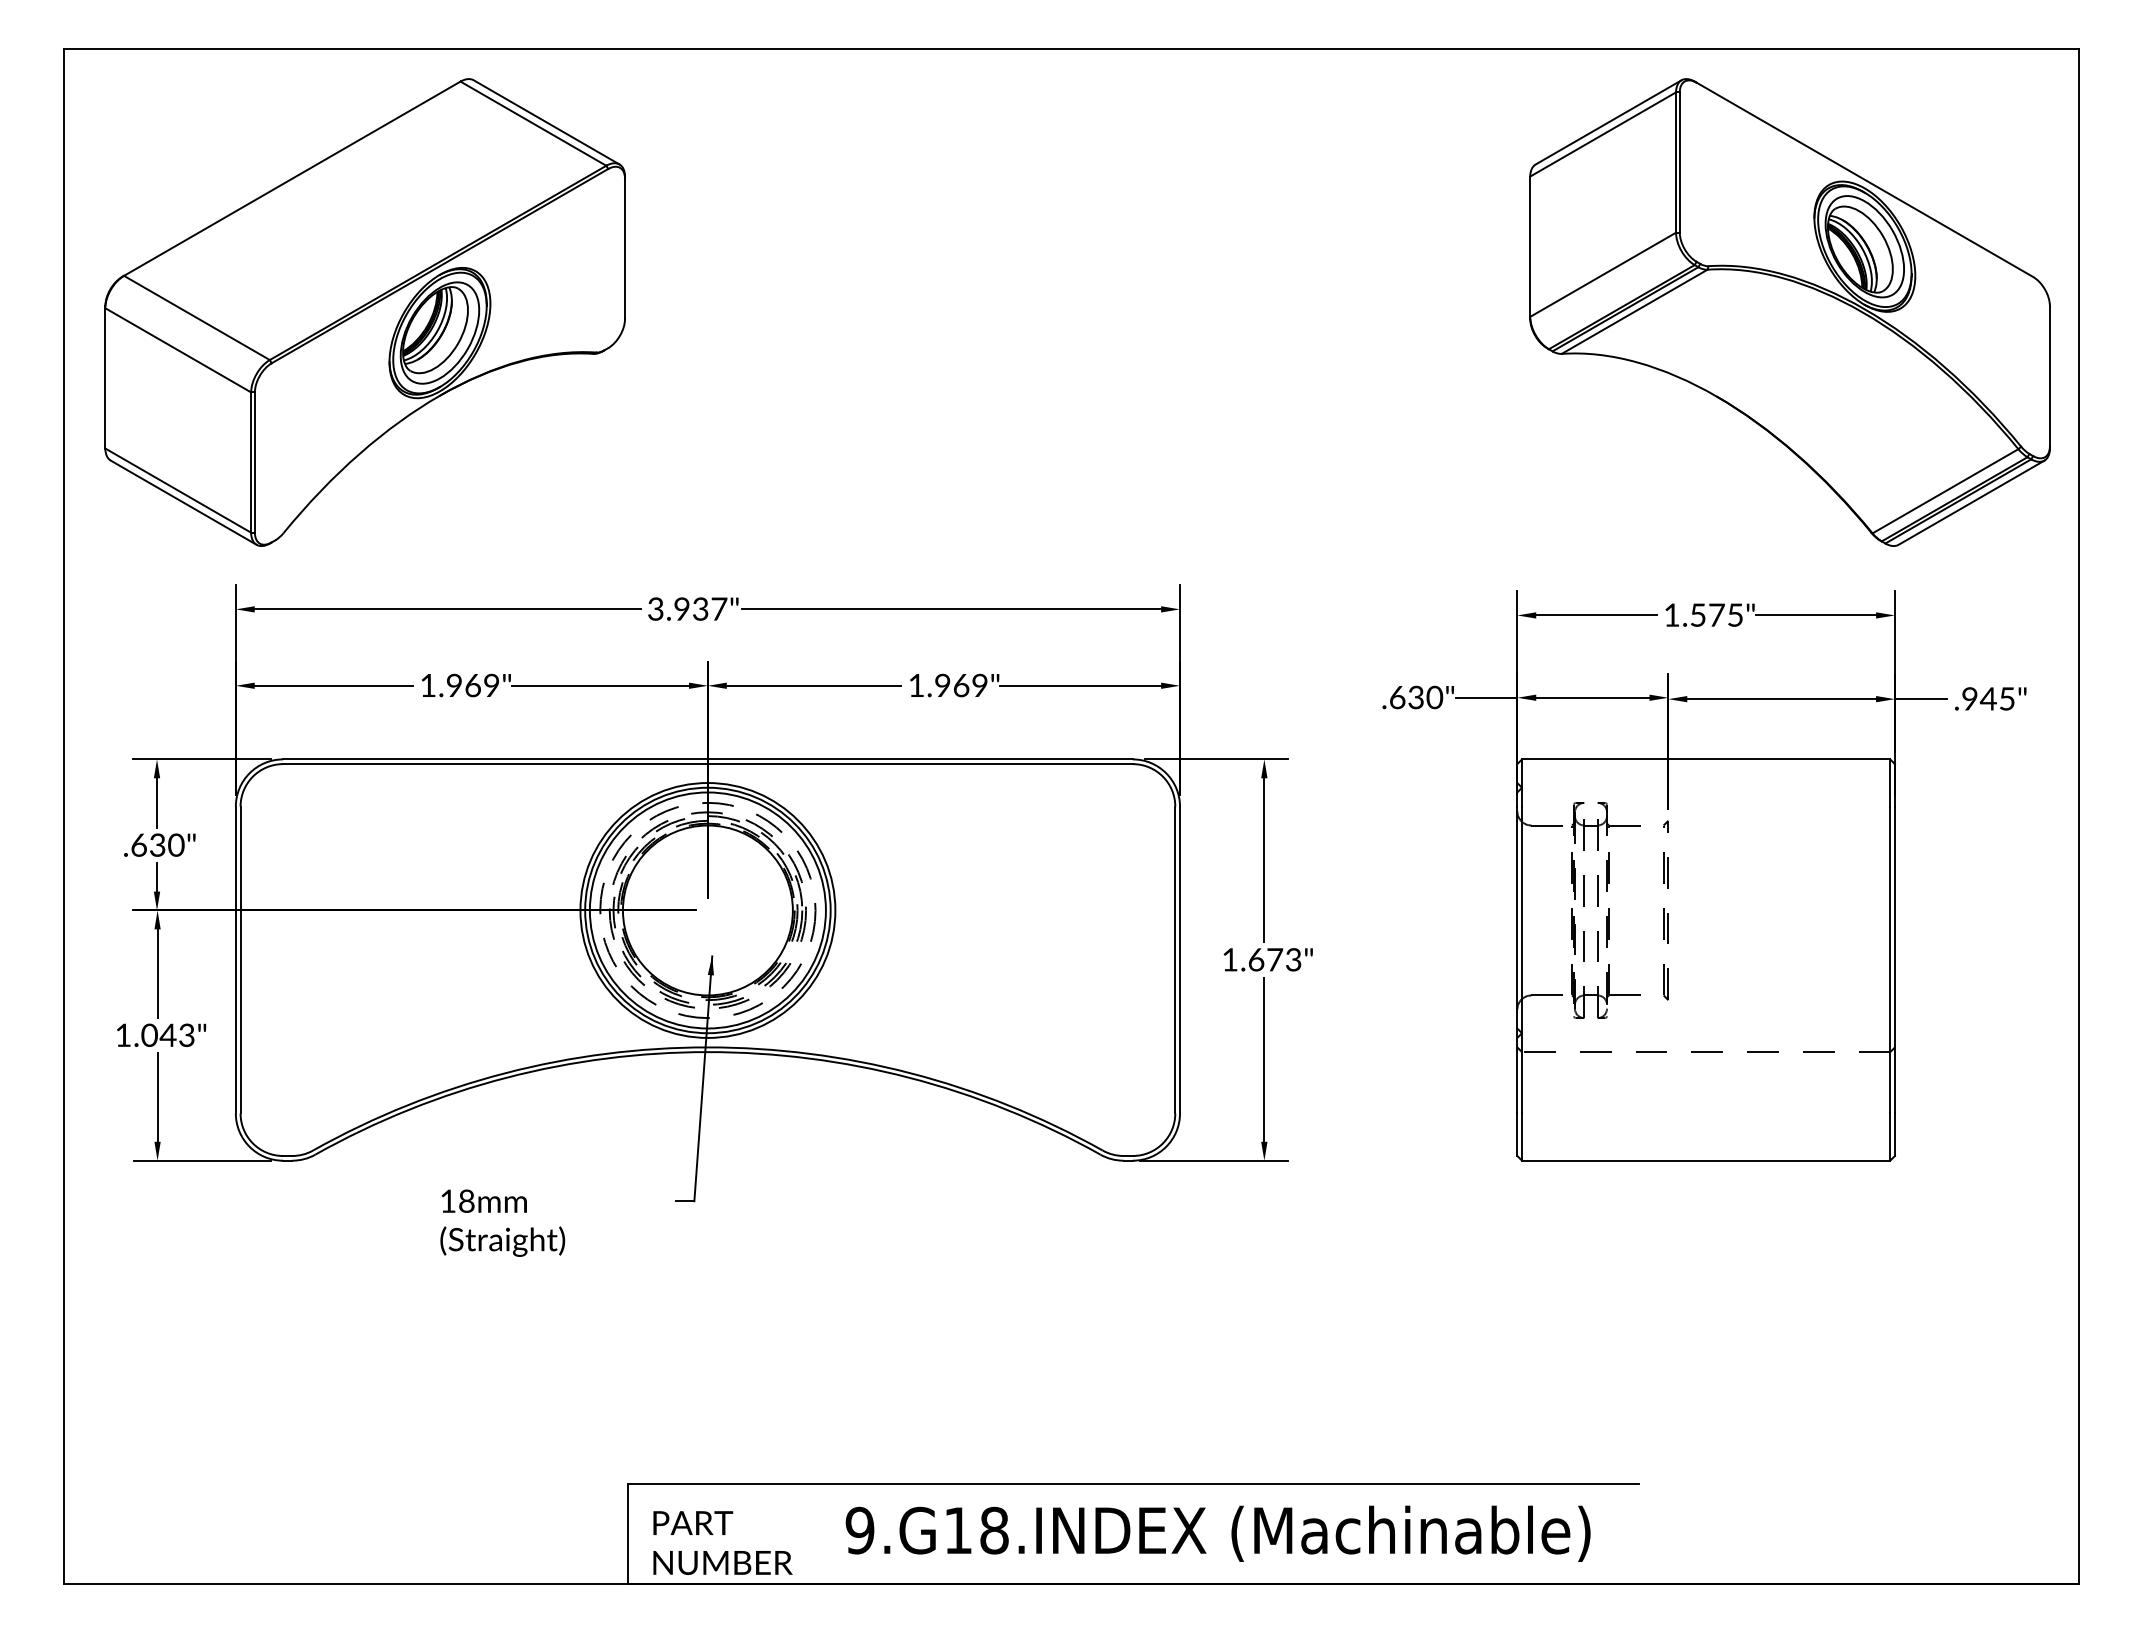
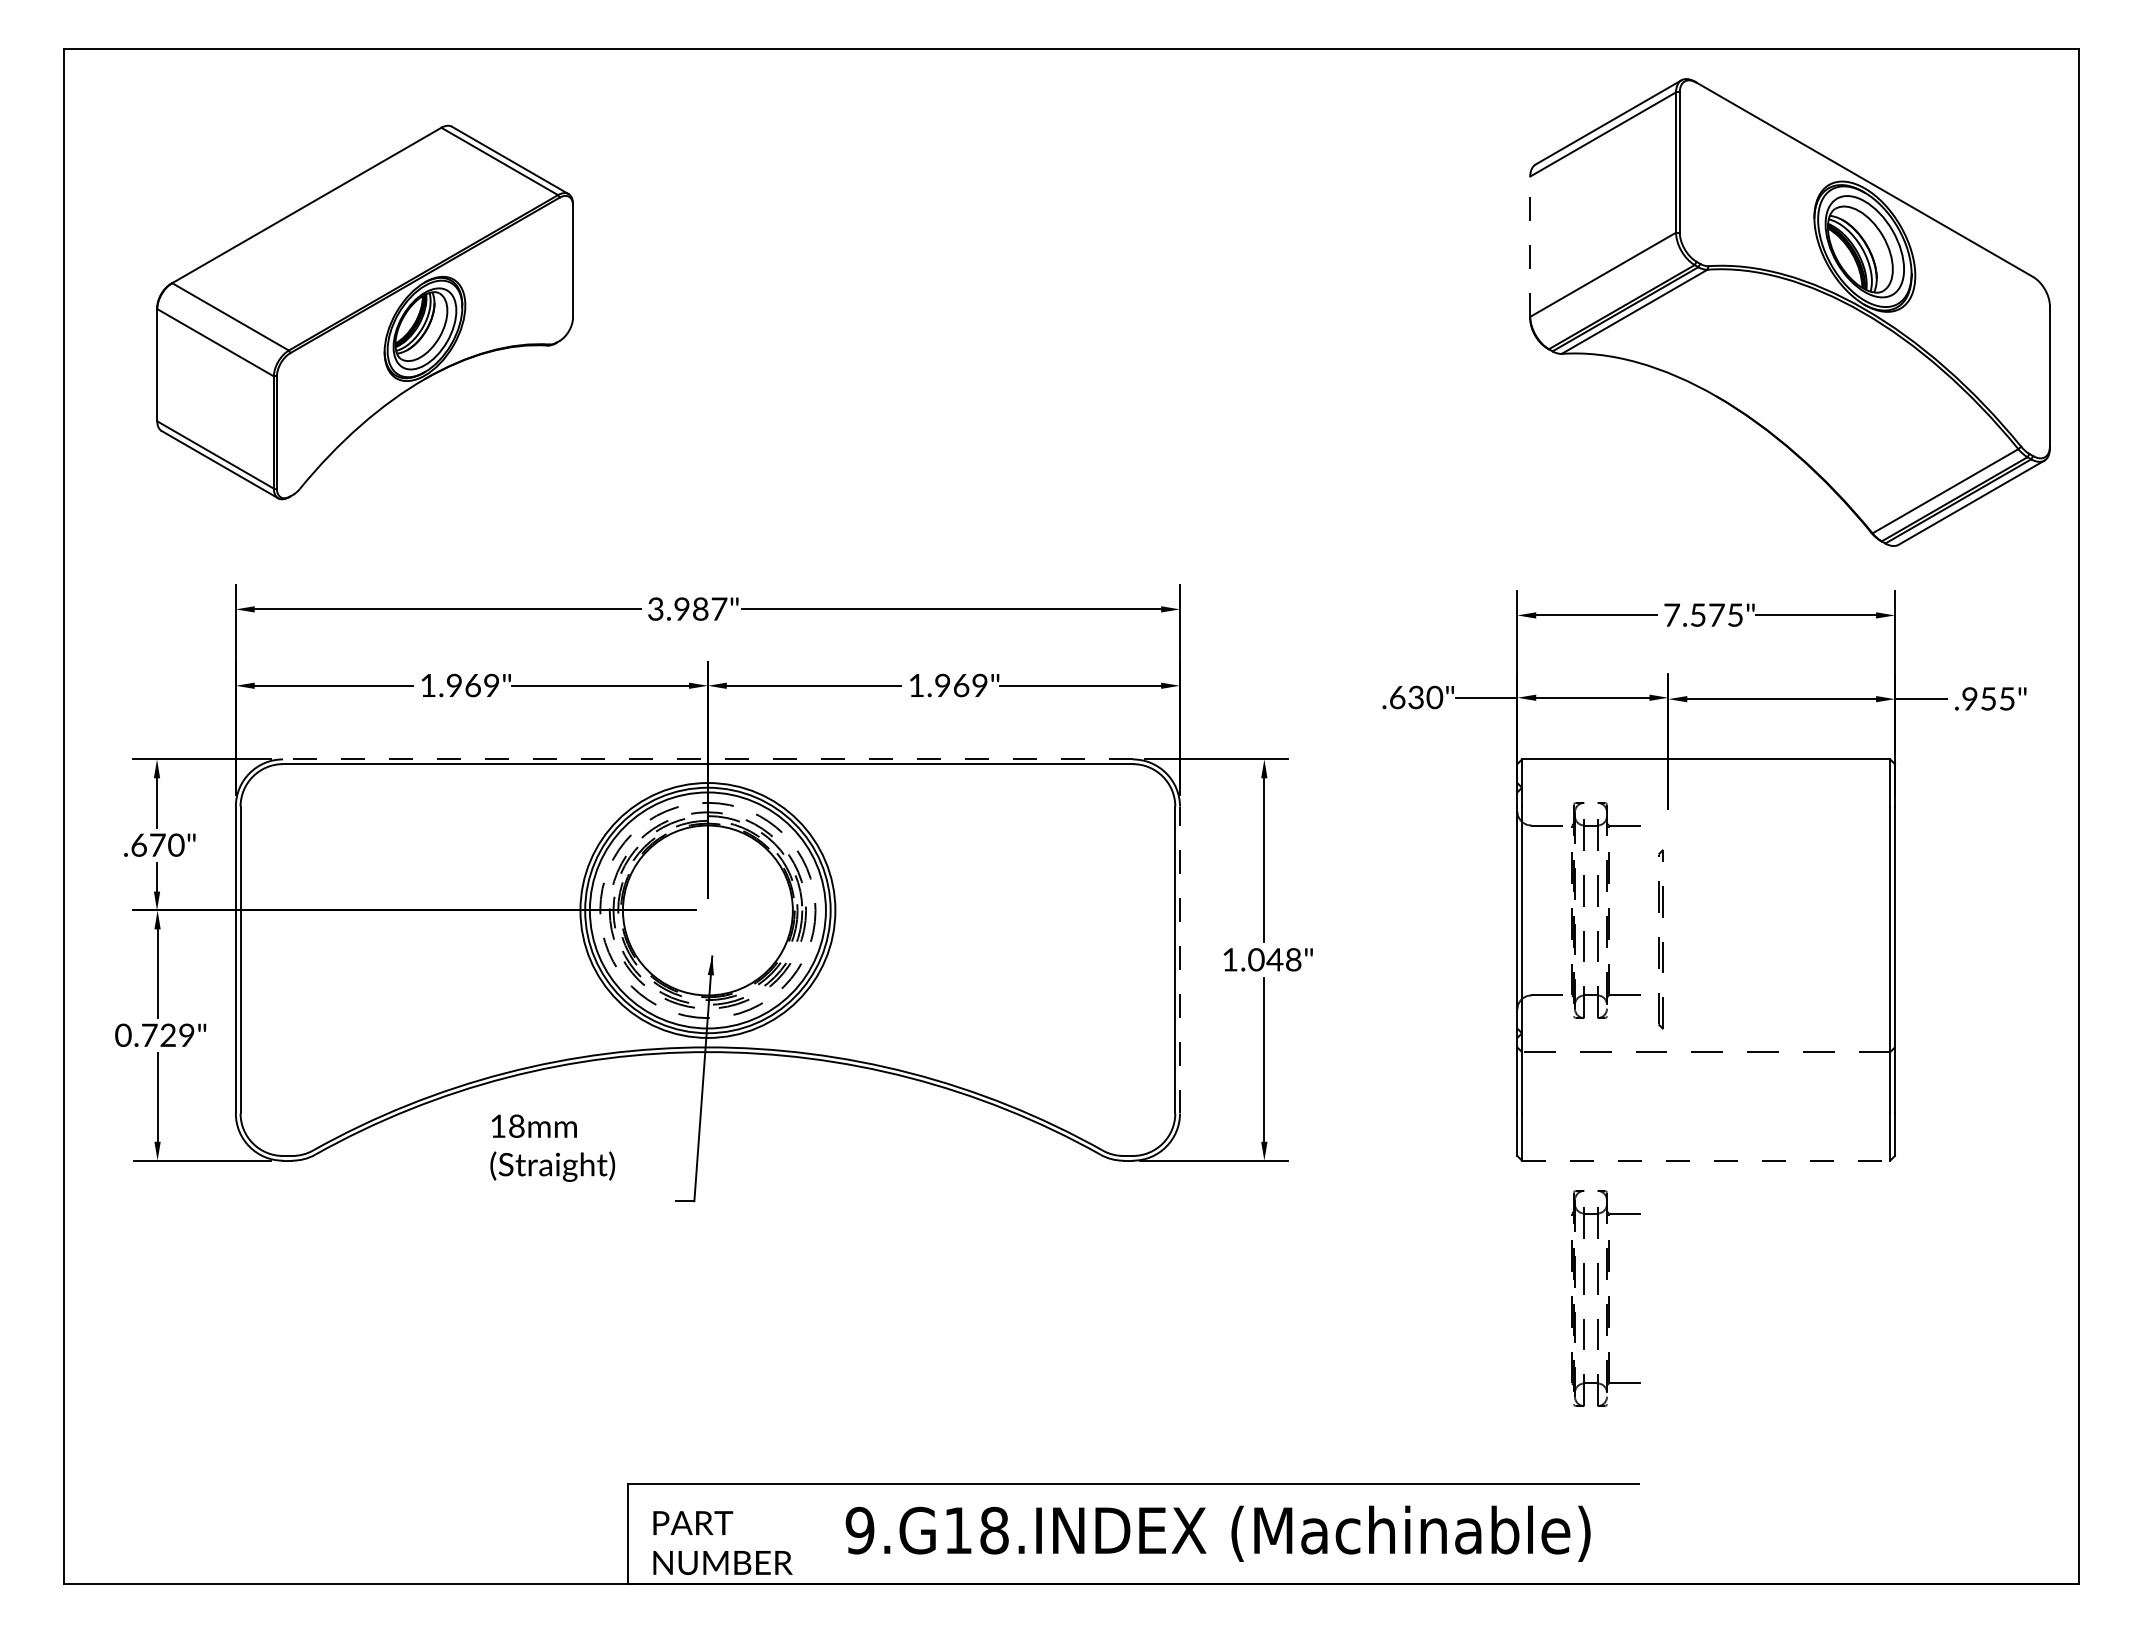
line: solid -> dashed (1530, 246)
part size: 522x469 px -> 418x377 px (364, 312)
text: 3.937" -> 3.987" (700, 609)
text: 1.575" -> 7.575" (1671, 614)
text: .945" -> .955" (1987, 698)
line: solid -> dashed (707, 759)
text: .630" -> .670" (157, 844)
part position: (1665, 910) -> (1660, 939) (1660, 939)
line: solid -> dashed (1179, 959)
text: 1.673" -> 1.048" (1274, 959)
text: 1.043" -> 0.729" (154, 1034)
line: solid -> dashed (1706, 1160)
text position: (502, 1222) -> (552, 1147) (552, 1147)
part: none -> present (1605, 1298)
